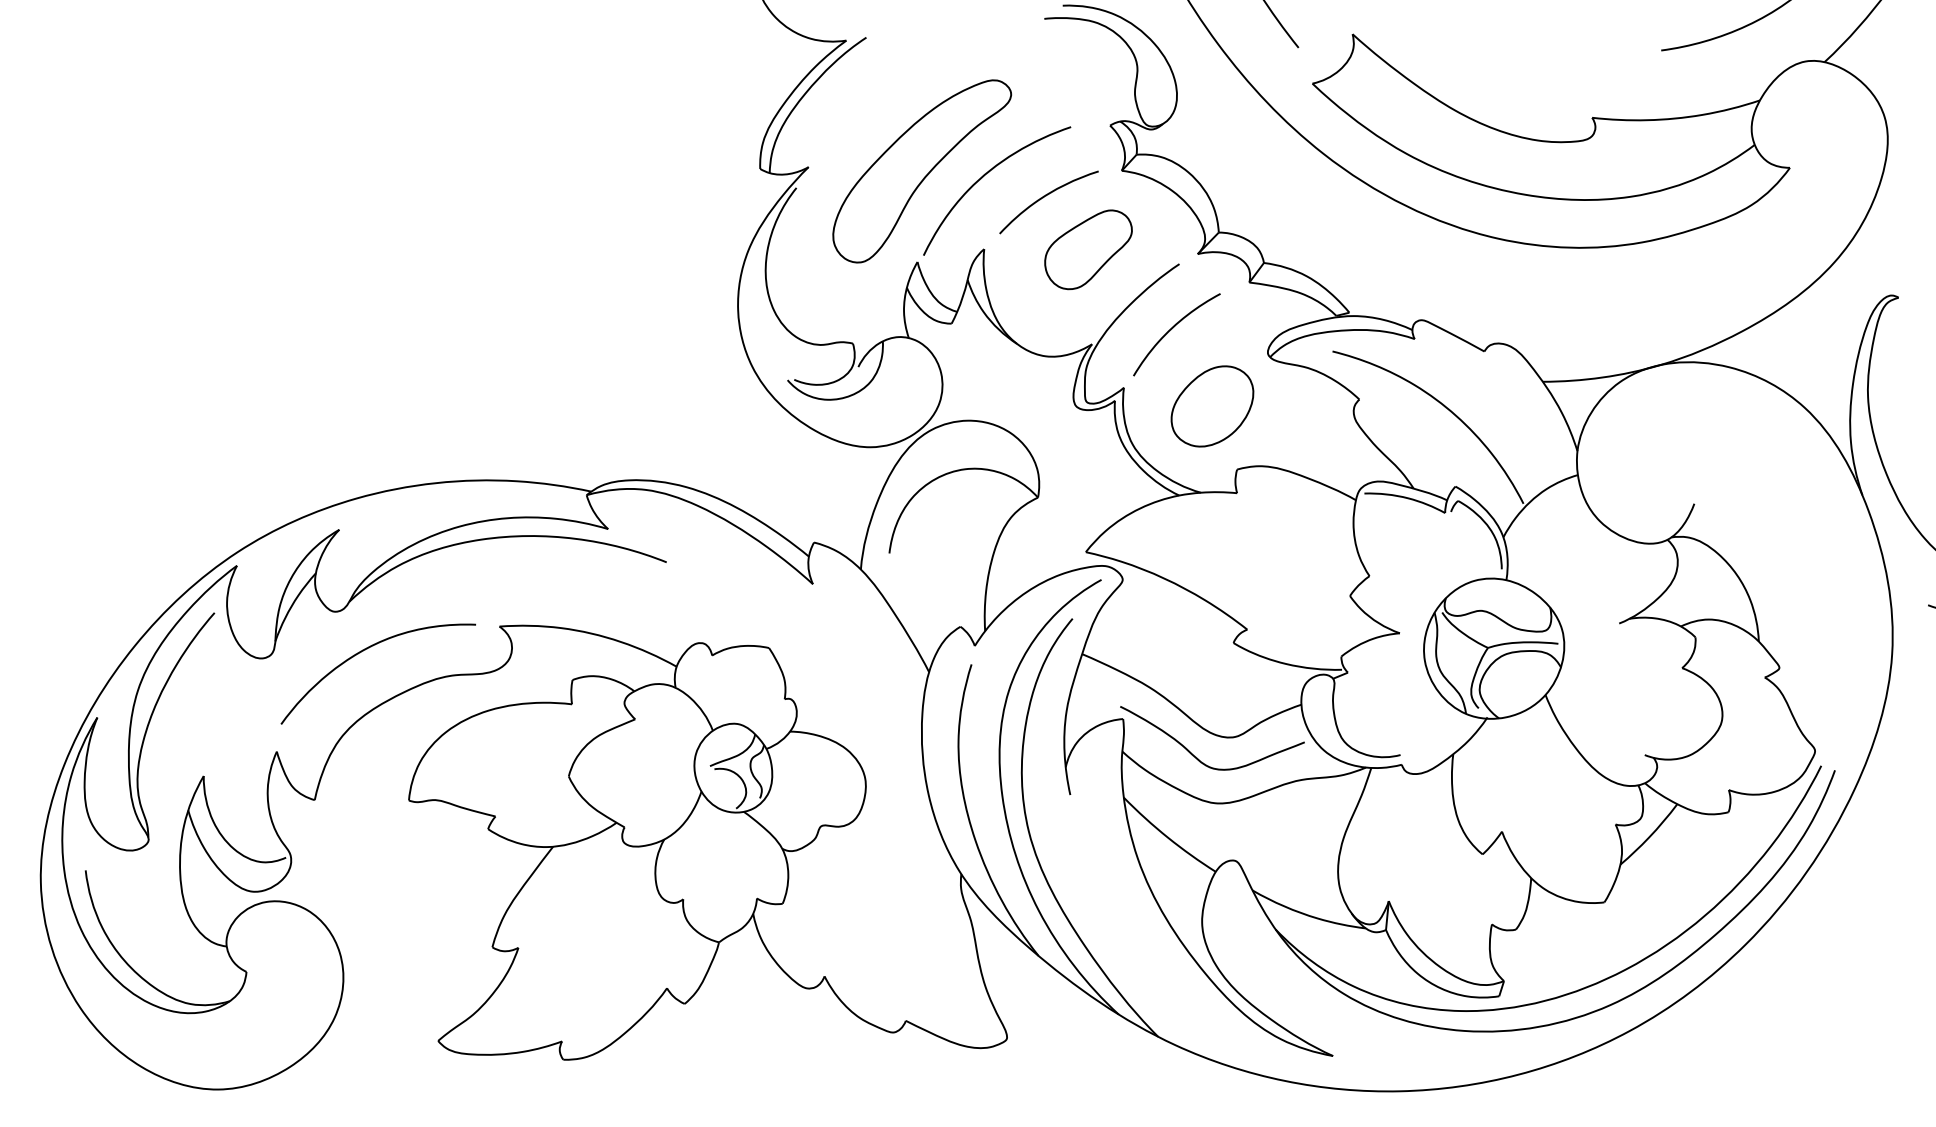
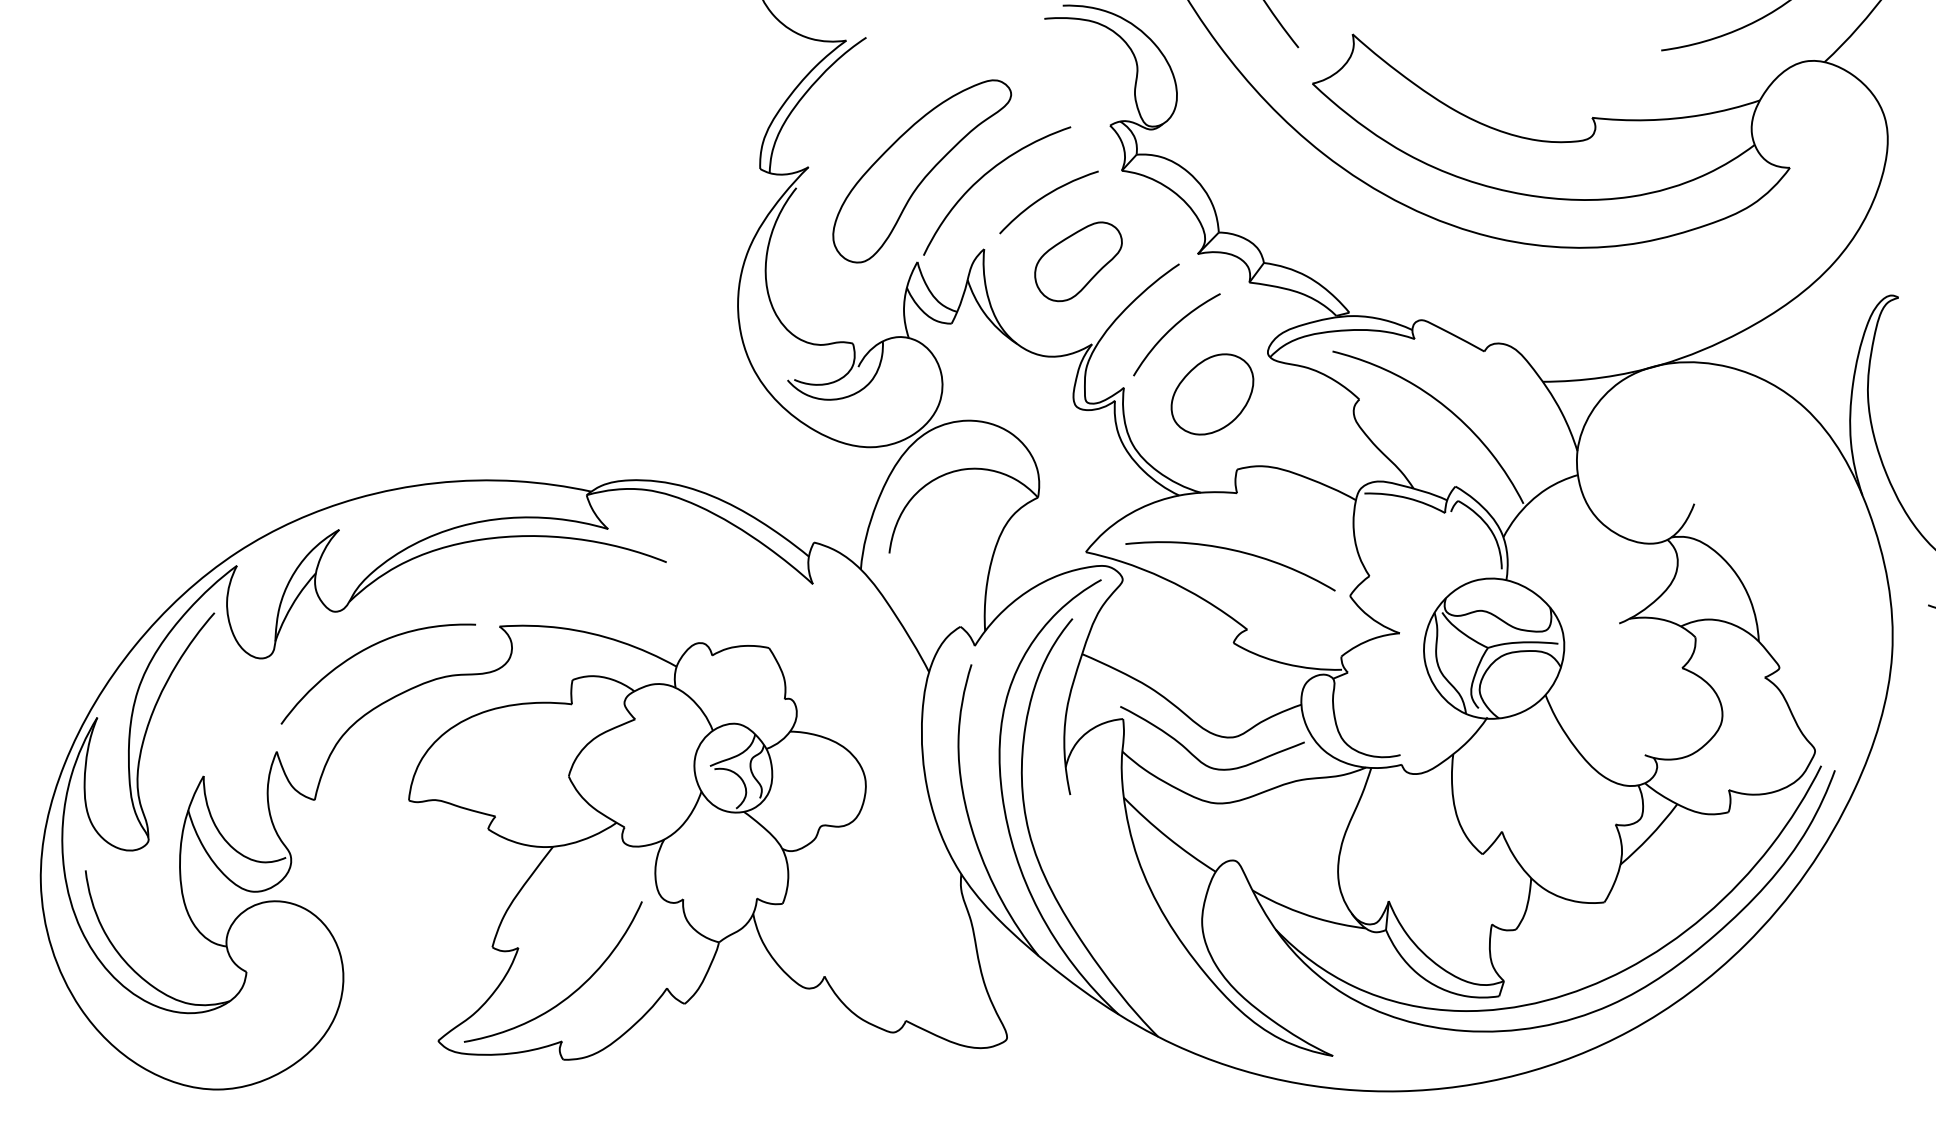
part position: (1088, 249) -> (1078, 261) (1078, 261)
part position: (1212, 406) -> (1212, 394) (1212, 394)
curve: none -> present (1233, 551)
curve: none -> present (568, 995)
